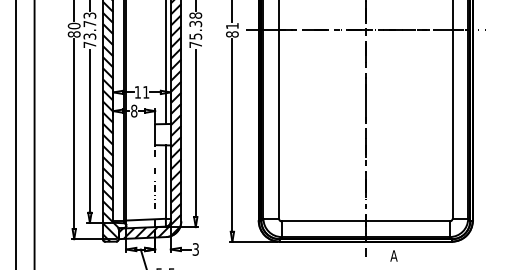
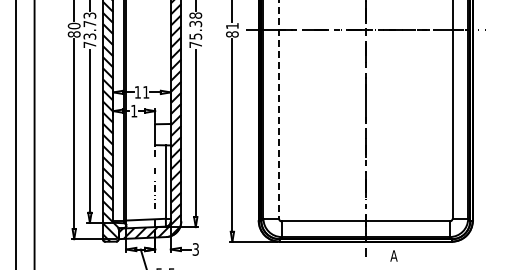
line: present -> none (165, 63)
text: 8 -> 1 (134, 110)
line: solid -> dashed (279, 110)
